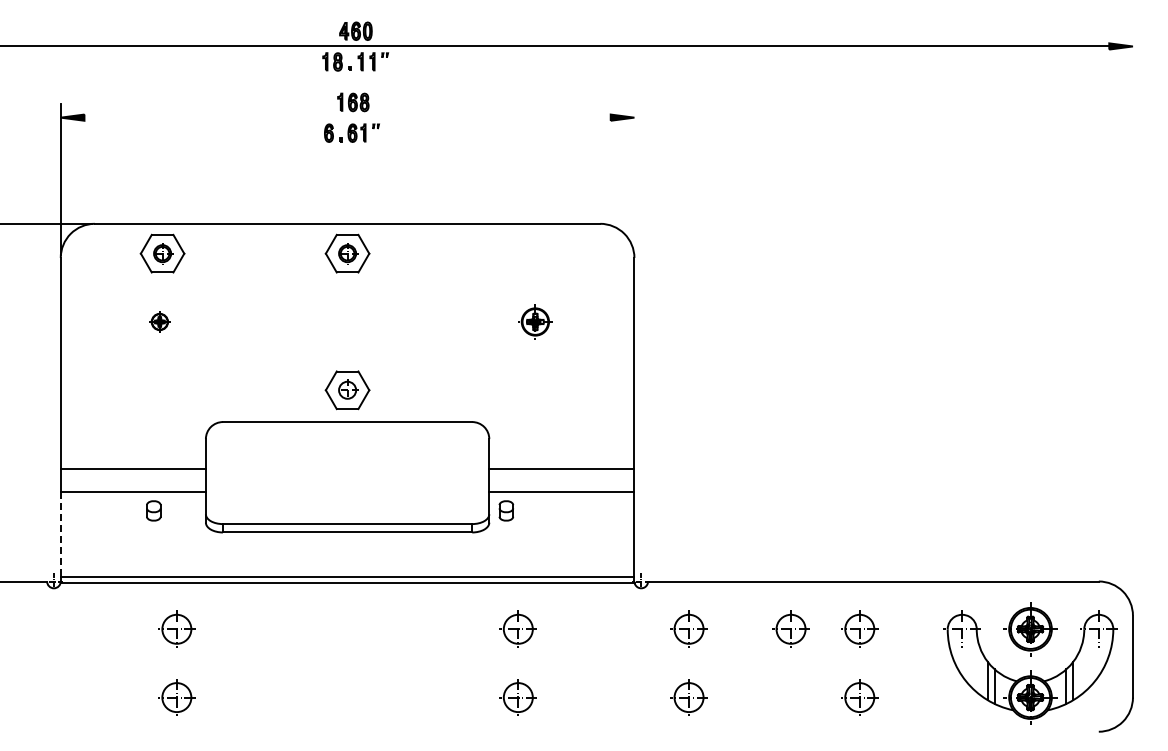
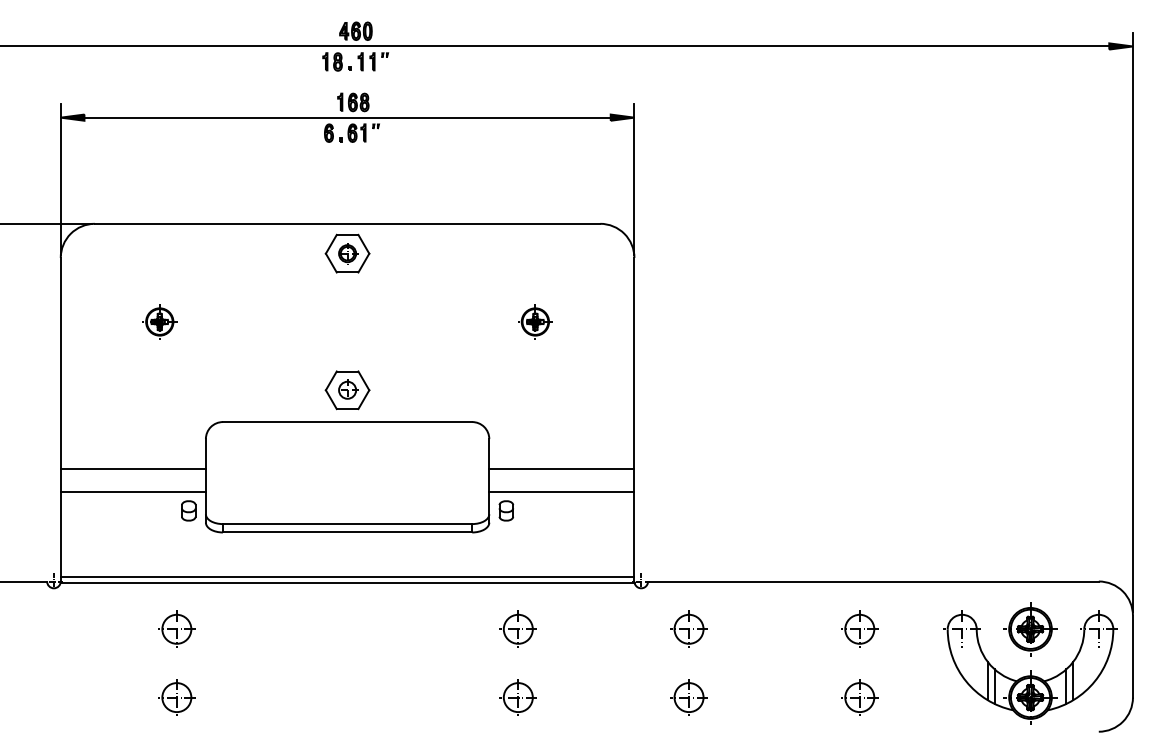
line: none -> present (347, 117)
line: none -> present (634, 179)
part: present -> none (162, 253)
part size: 22x22 px -> 36x36 px (159, 321)
line: none -> present (1132, 322)
part position: (153, 510) -> (188, 510) (188, 510)
line: dashed -> solid (60, 534)
part: present -> none (790, 628)
